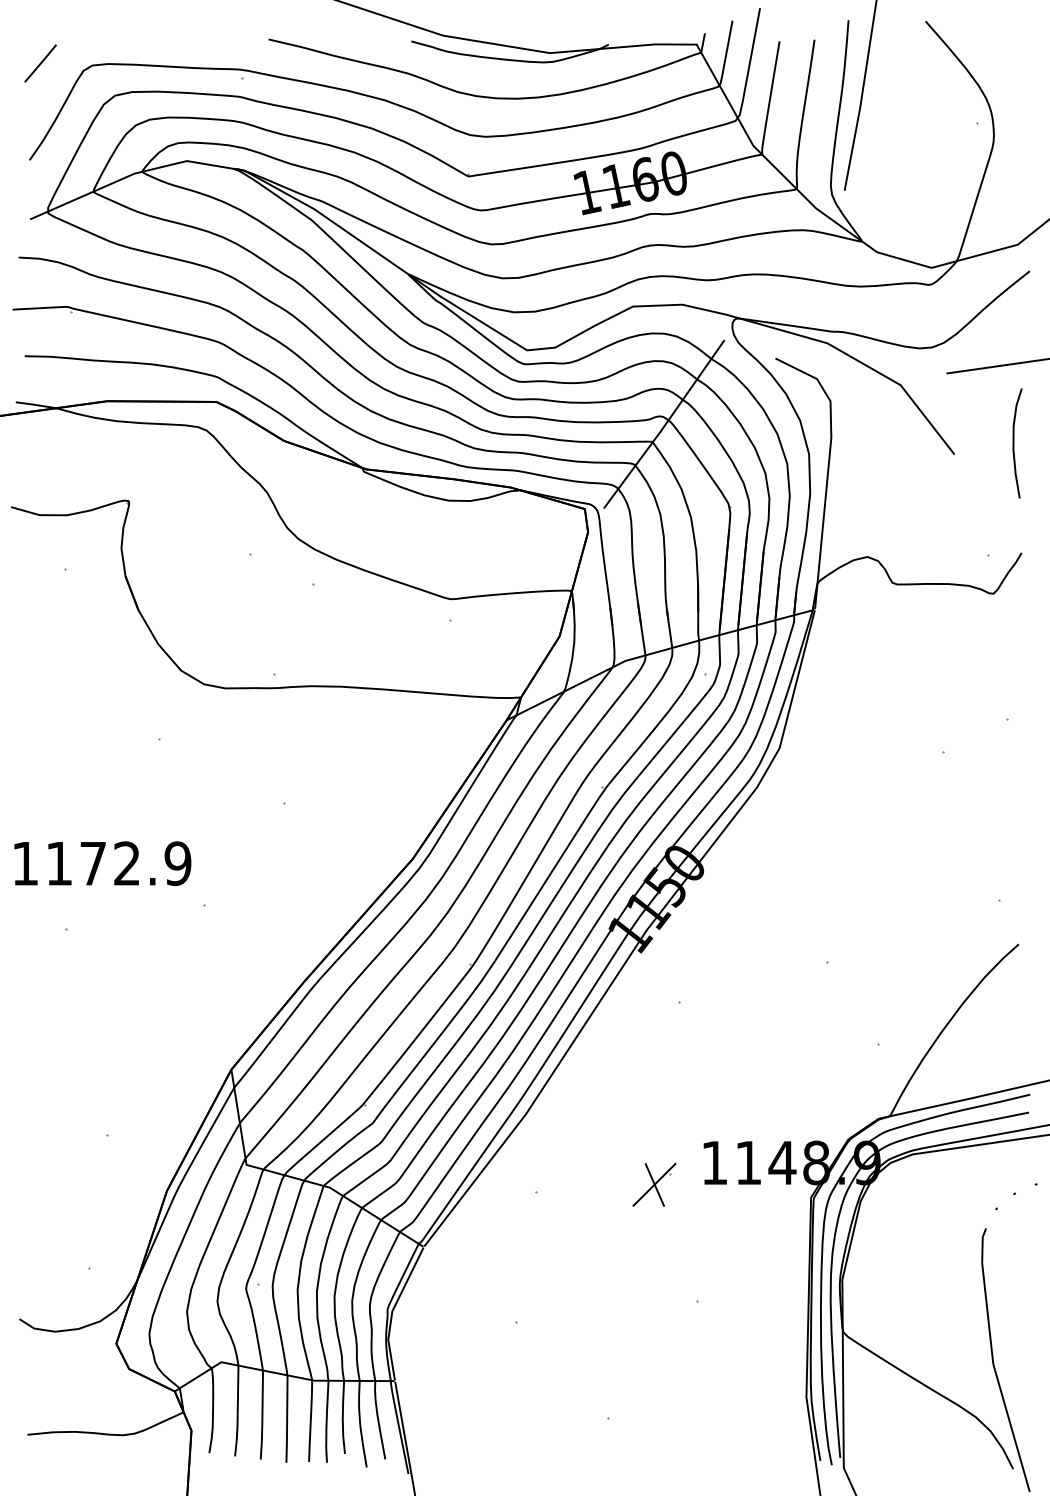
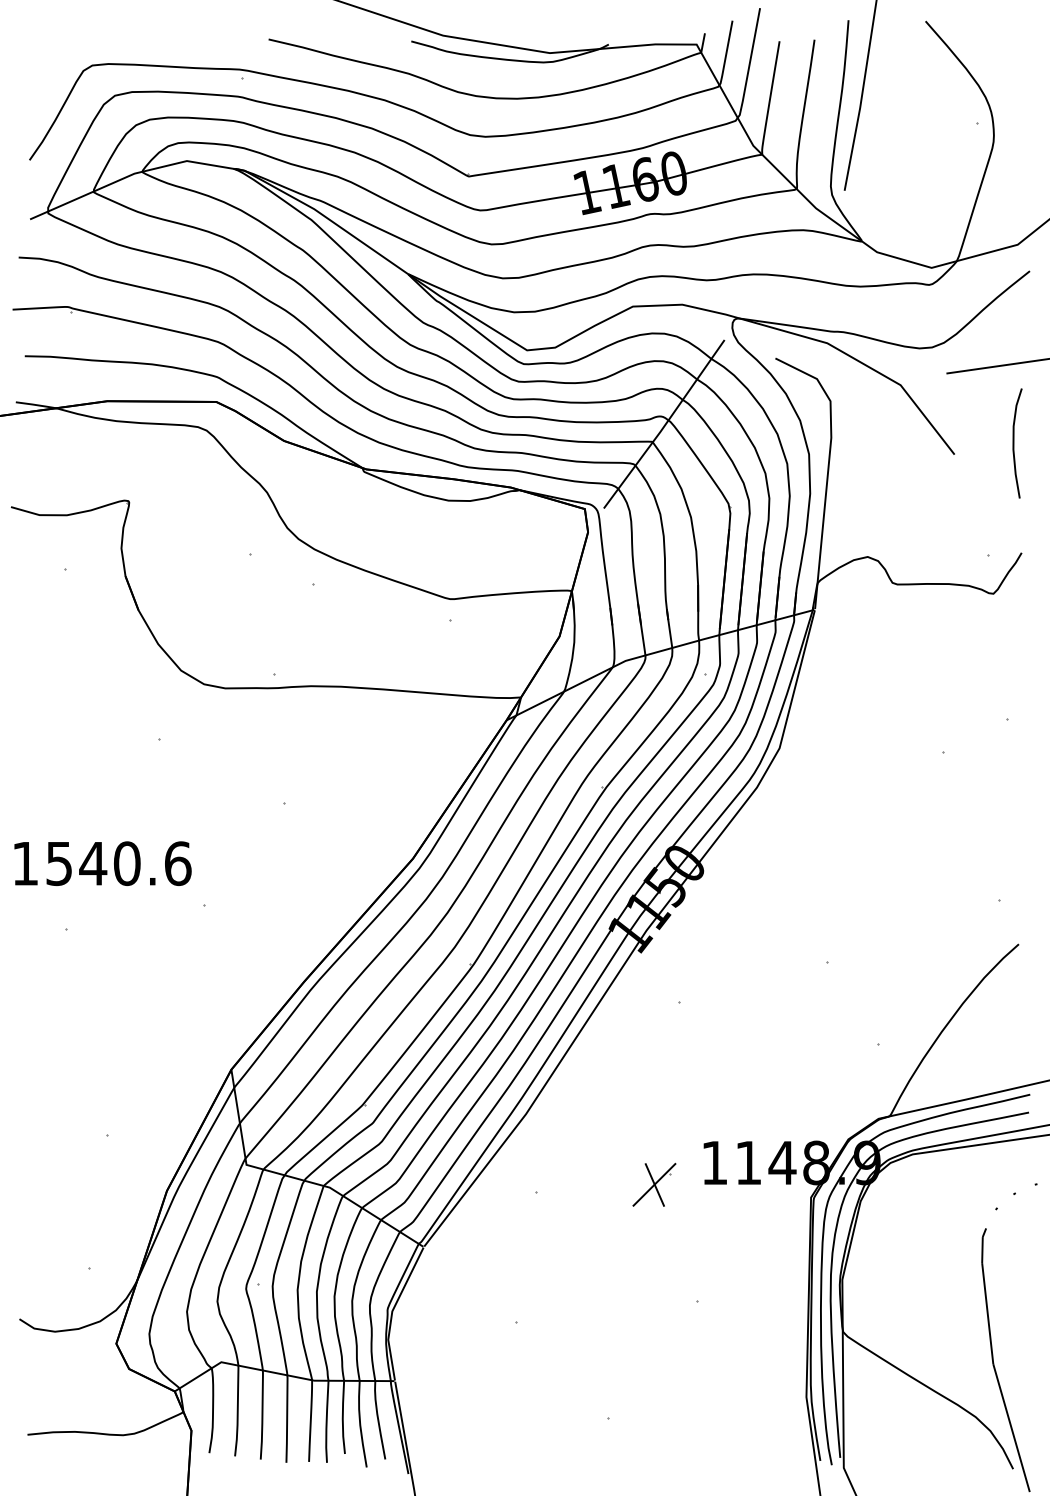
line: present -> none (40, 63)
text: 1172.9 -> 1540.6 (118, 863)
